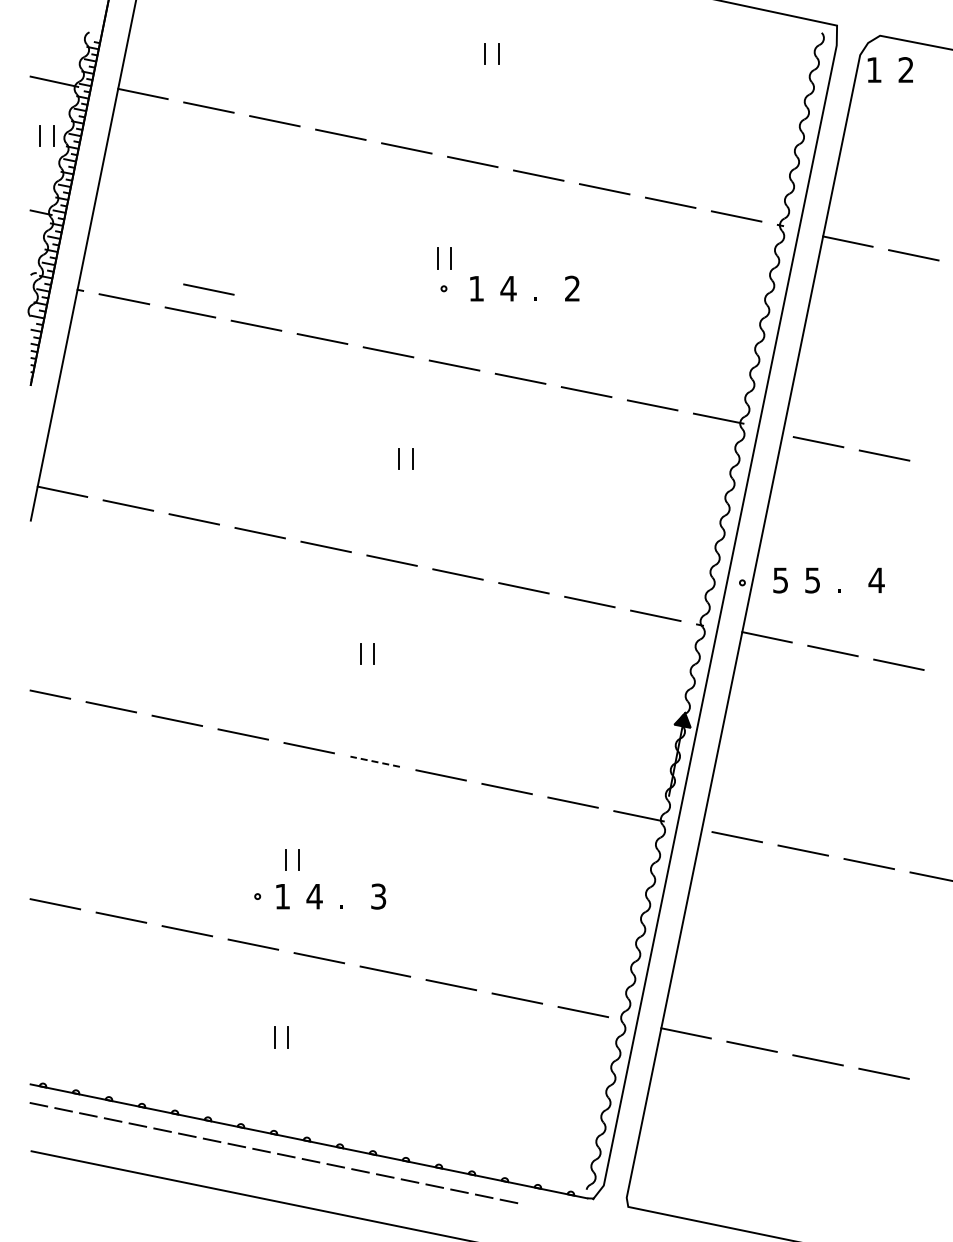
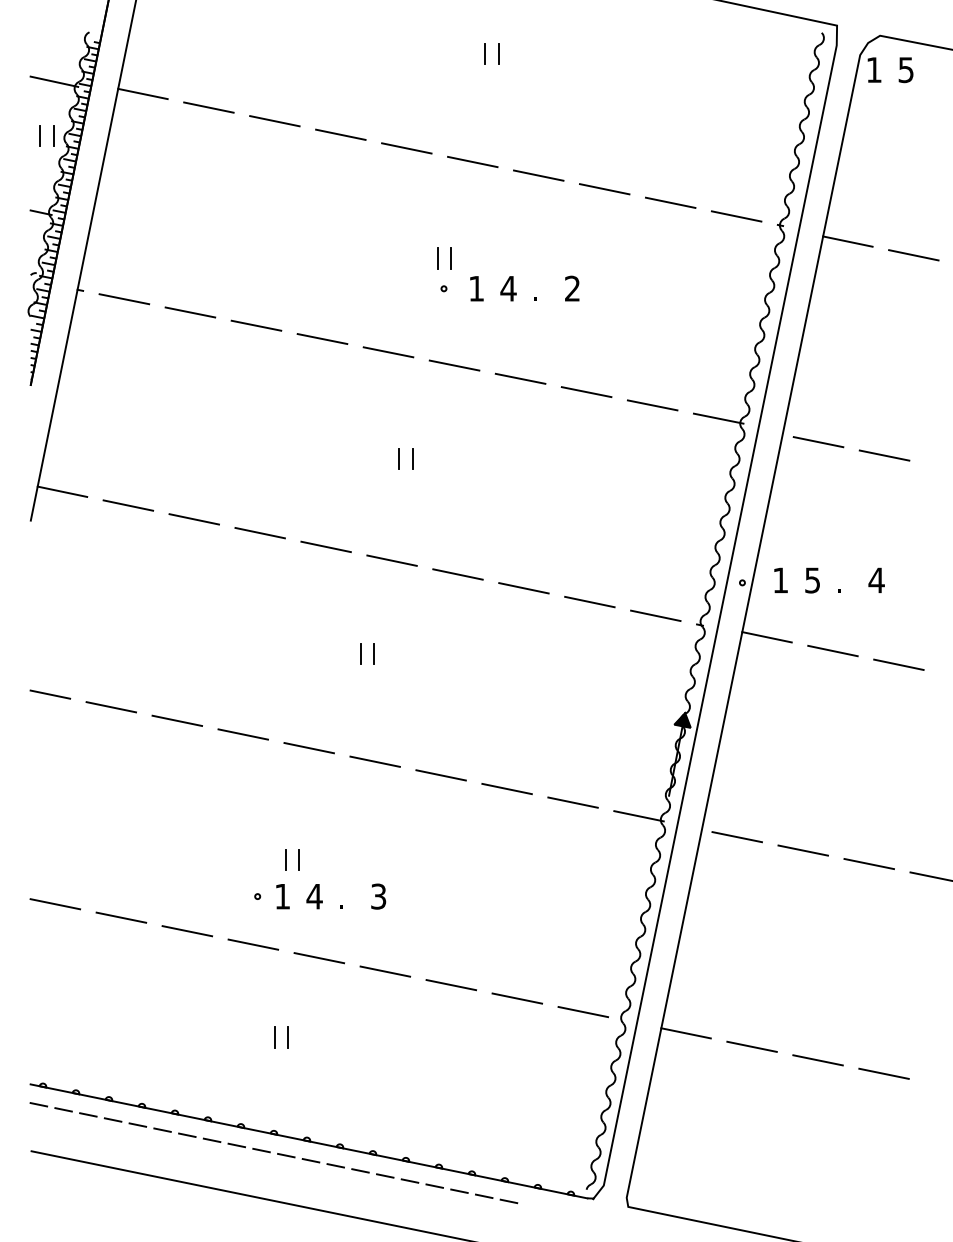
text: 2 -> 5 (905, 70)
line: present -> none (208, 289)
text: 5 -> 1 (780, 580)
line: dashed -> solid (374, 761)
